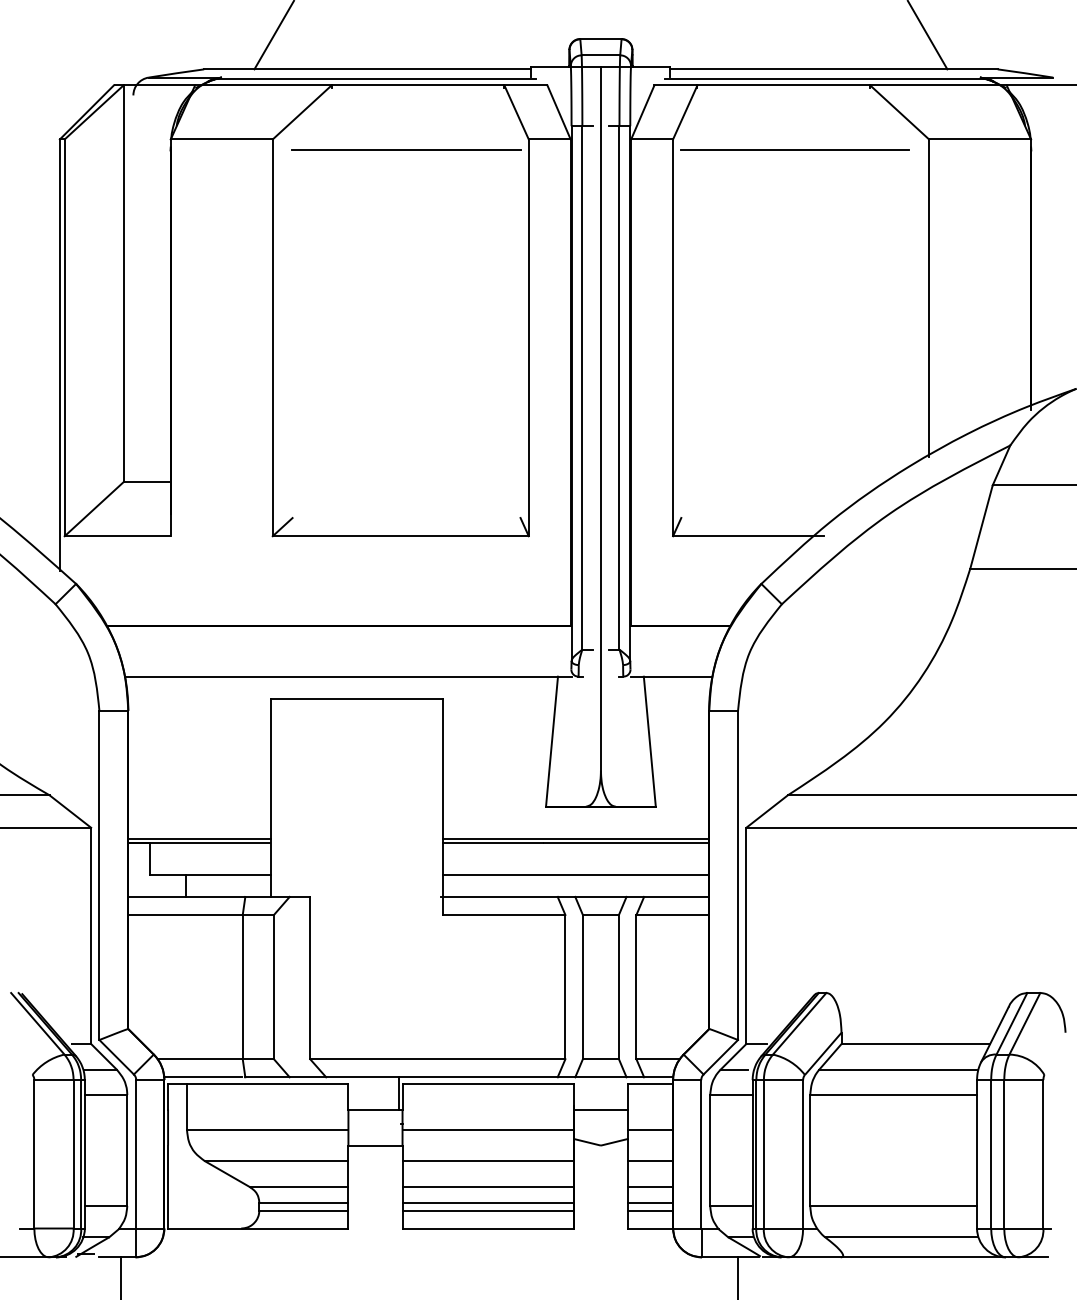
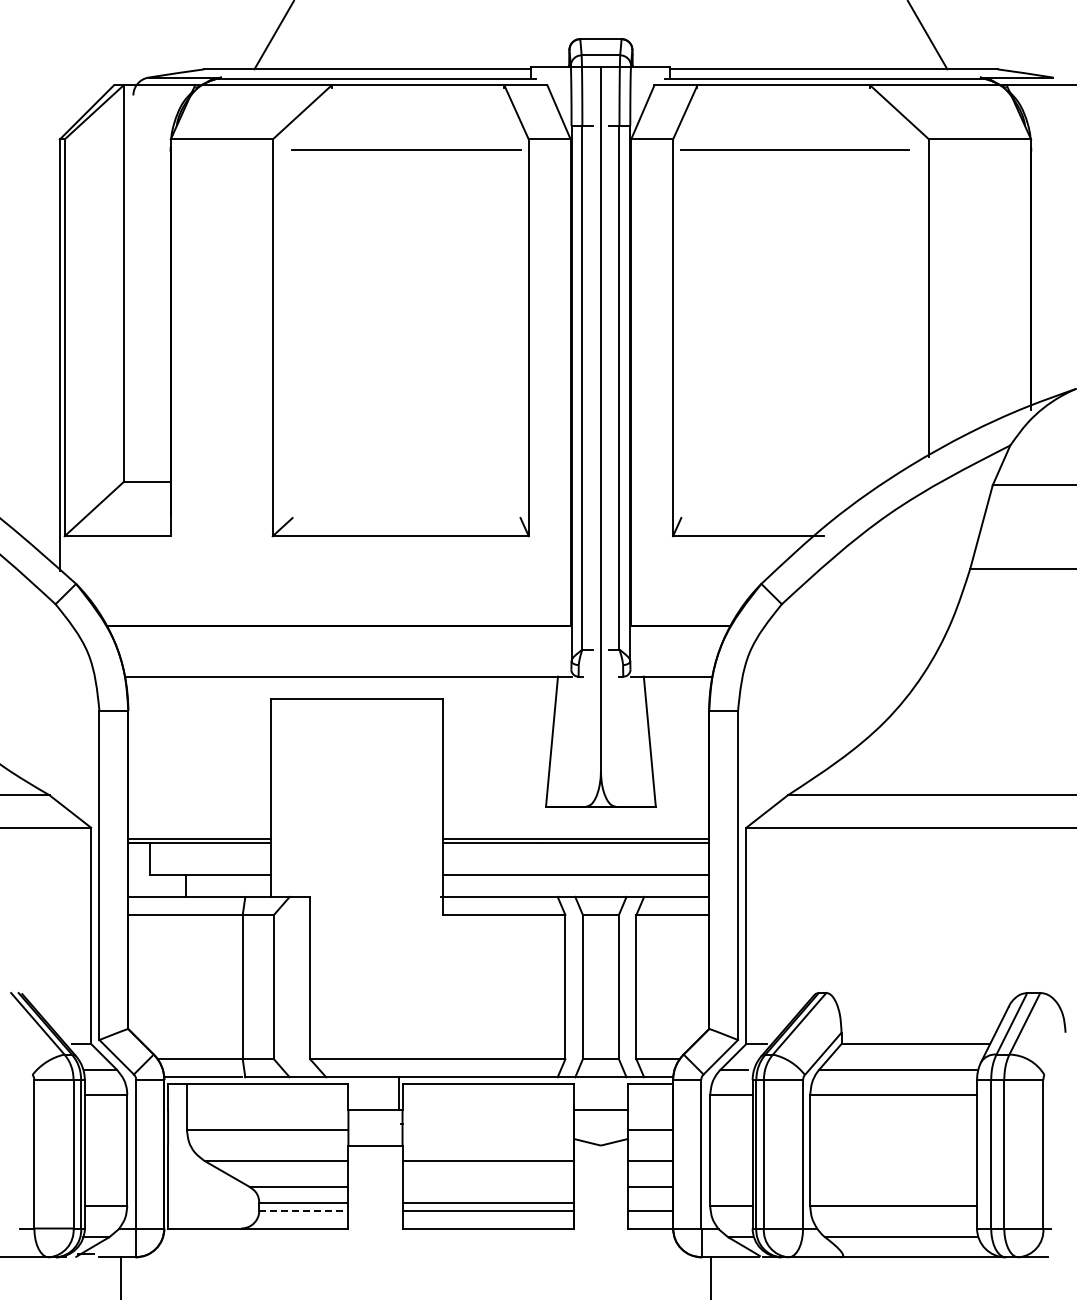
line: present -> none (487, 1130)
line: present -> none (487, 1187)
line: present -> none (650, 1202)
line: solid -> dashed (303, 1210)
line position: (737, 1276) -> (710, 1276) (710, 1276)
